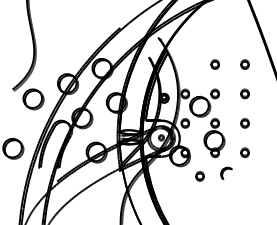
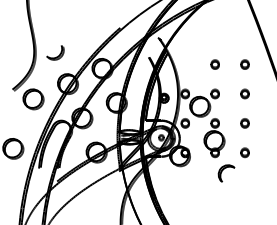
part: none -> present (55, 52)
part size: 13x14 px -> 19x19 px (226, 173)
part: present -> none (199, 176)
